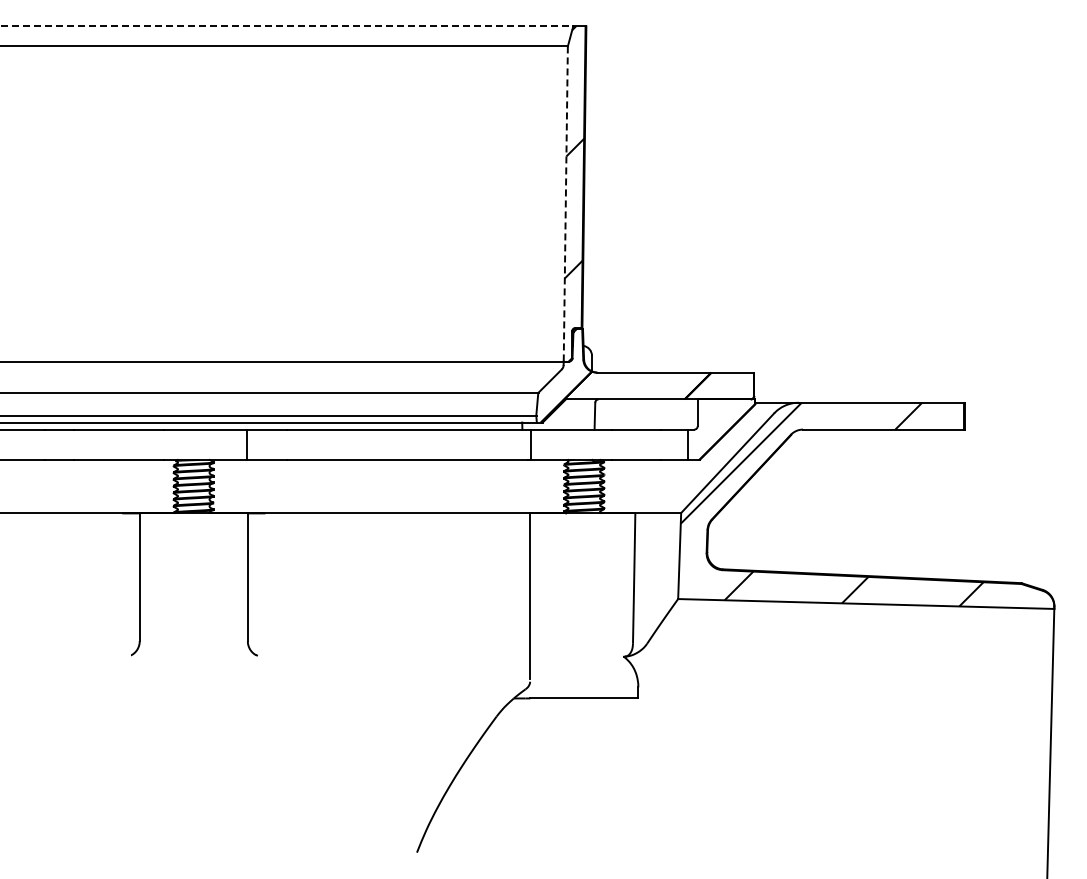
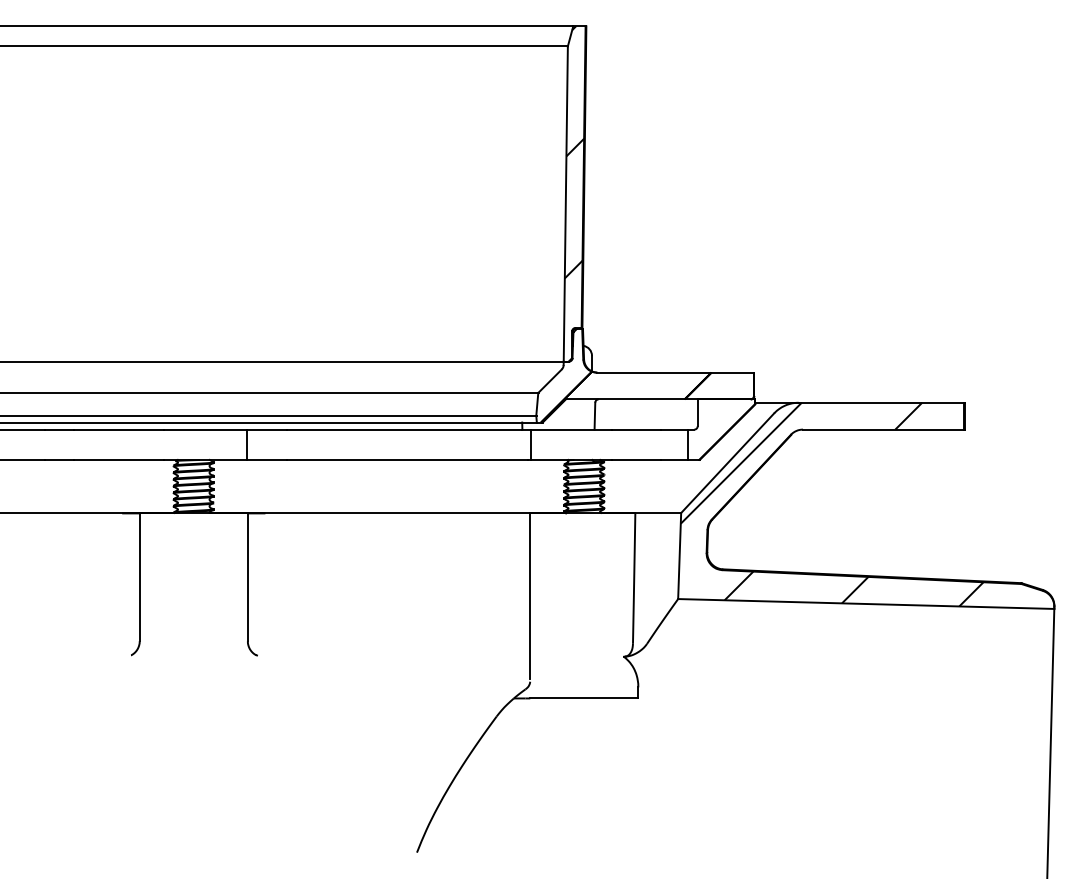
line: dashed -> solid (287, 26)
line: dashed -> solid (565, 204)
